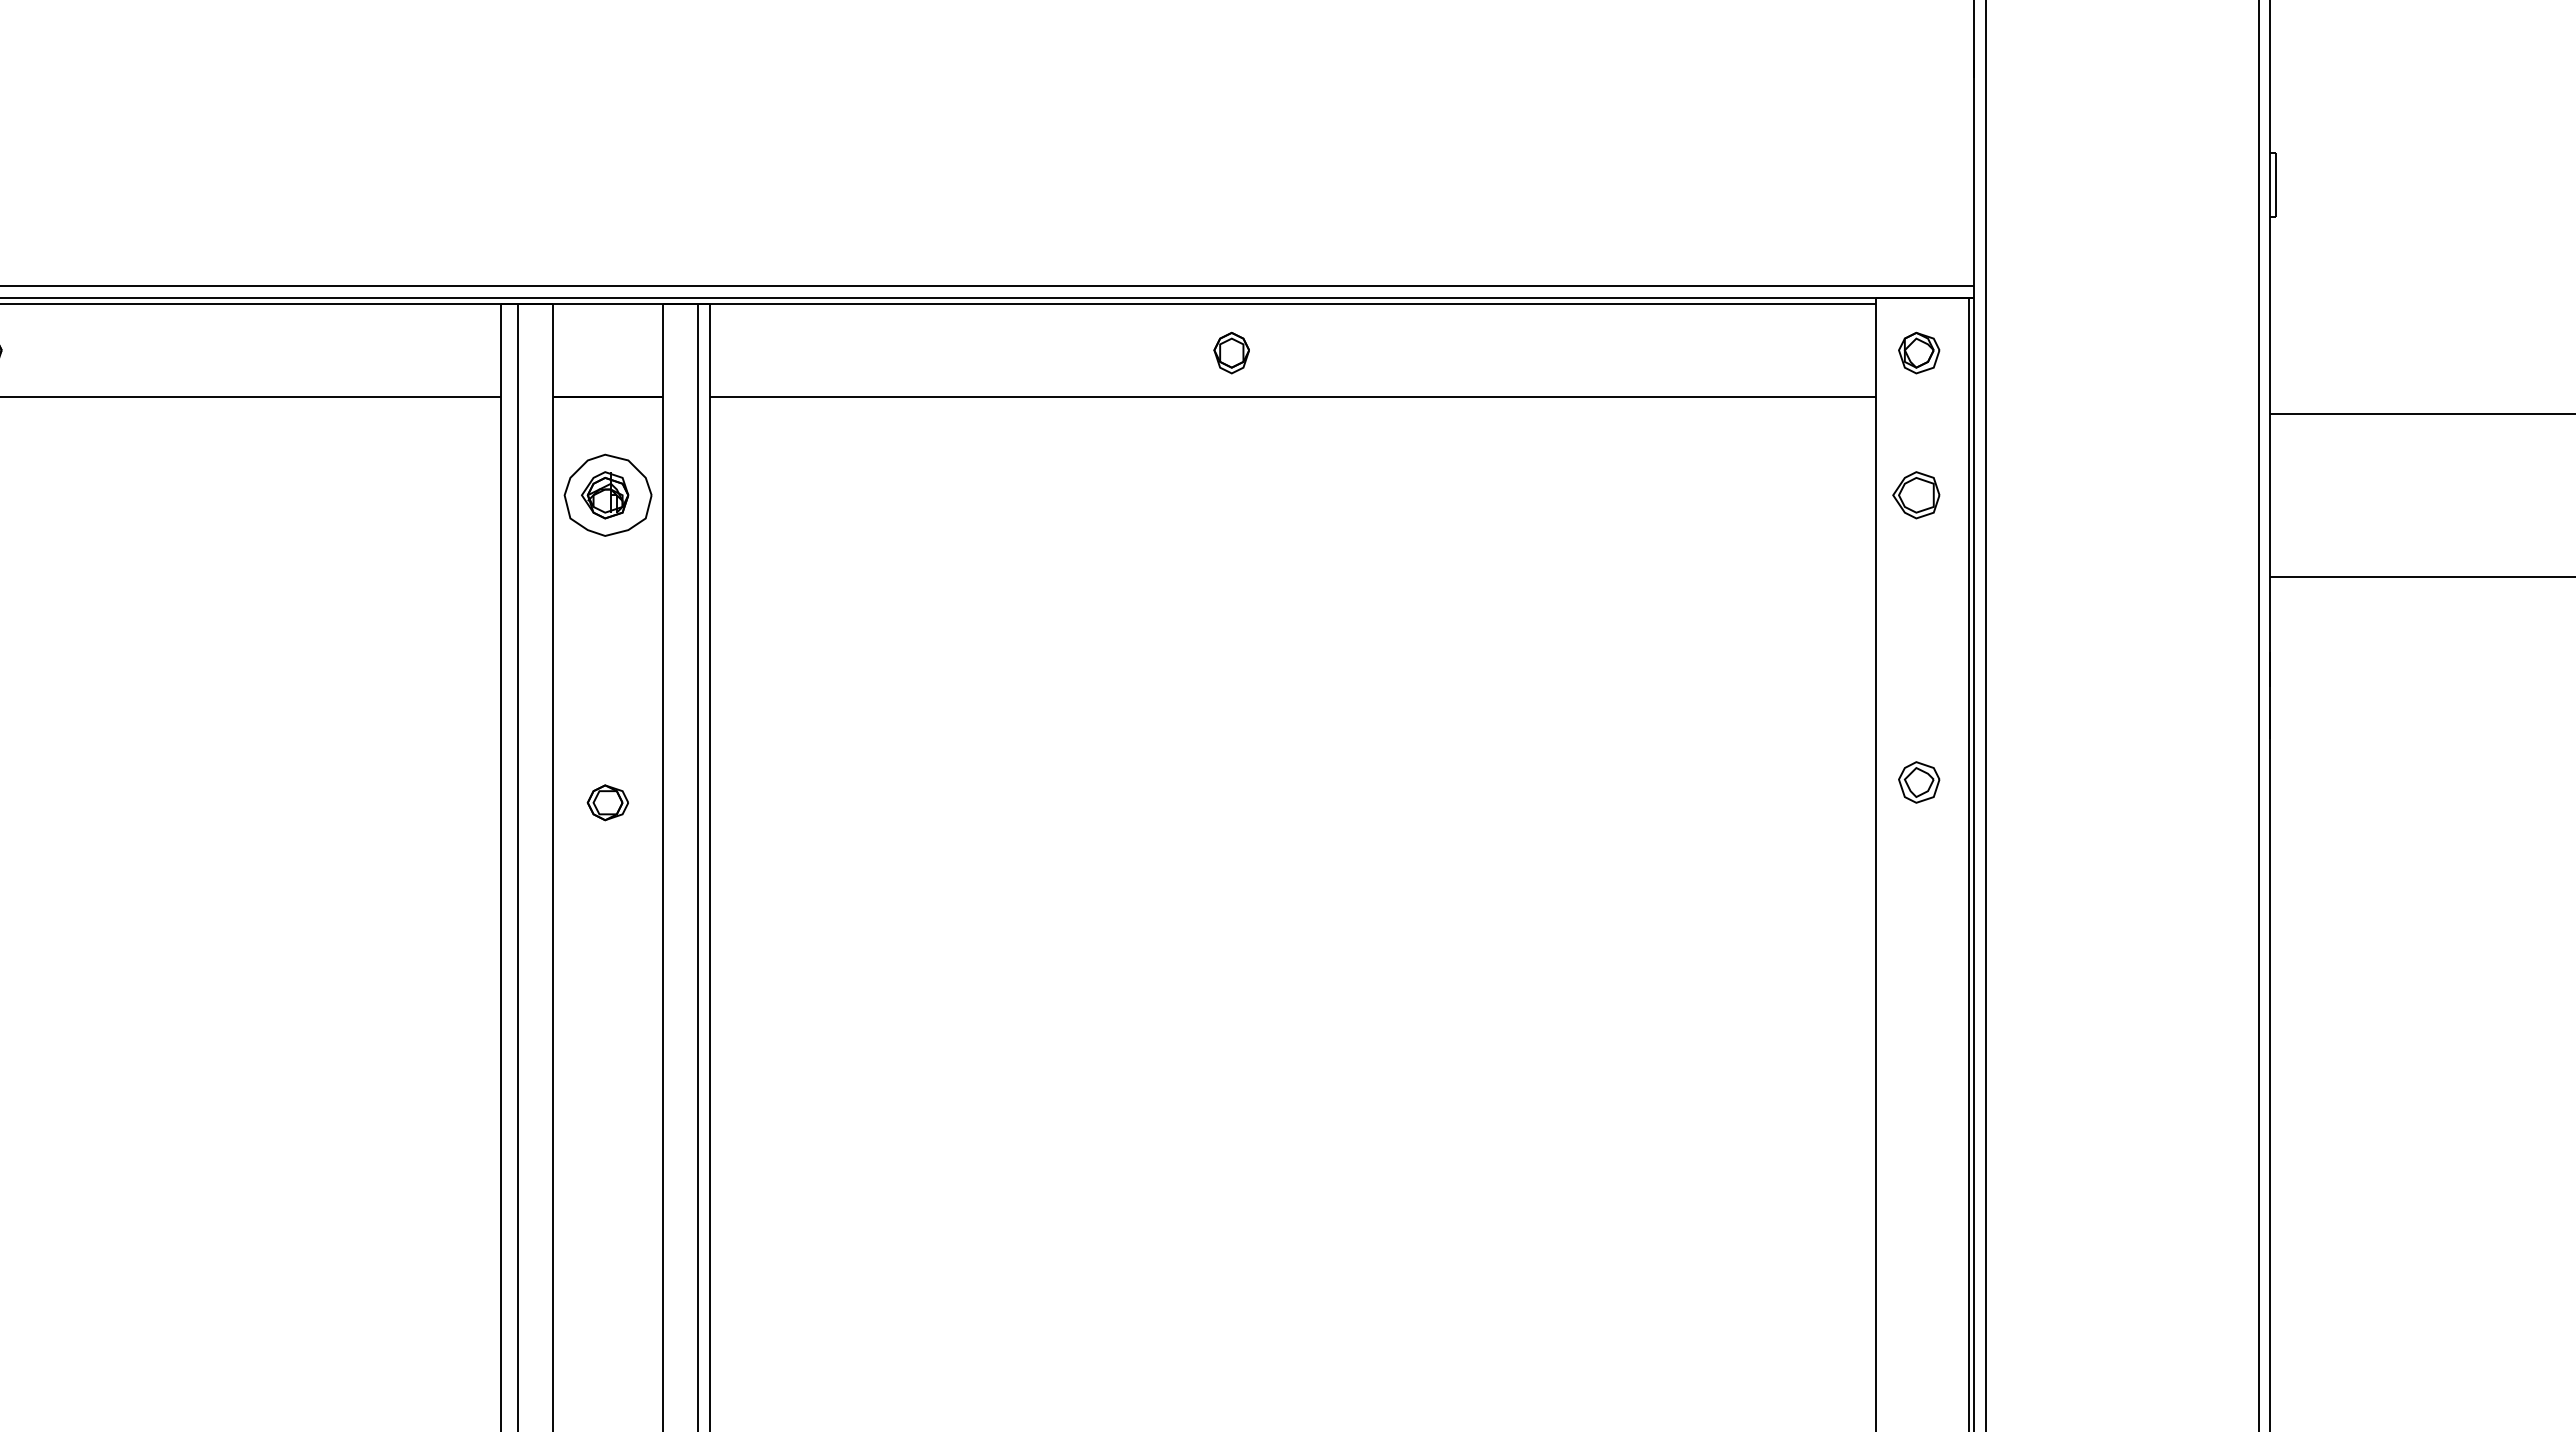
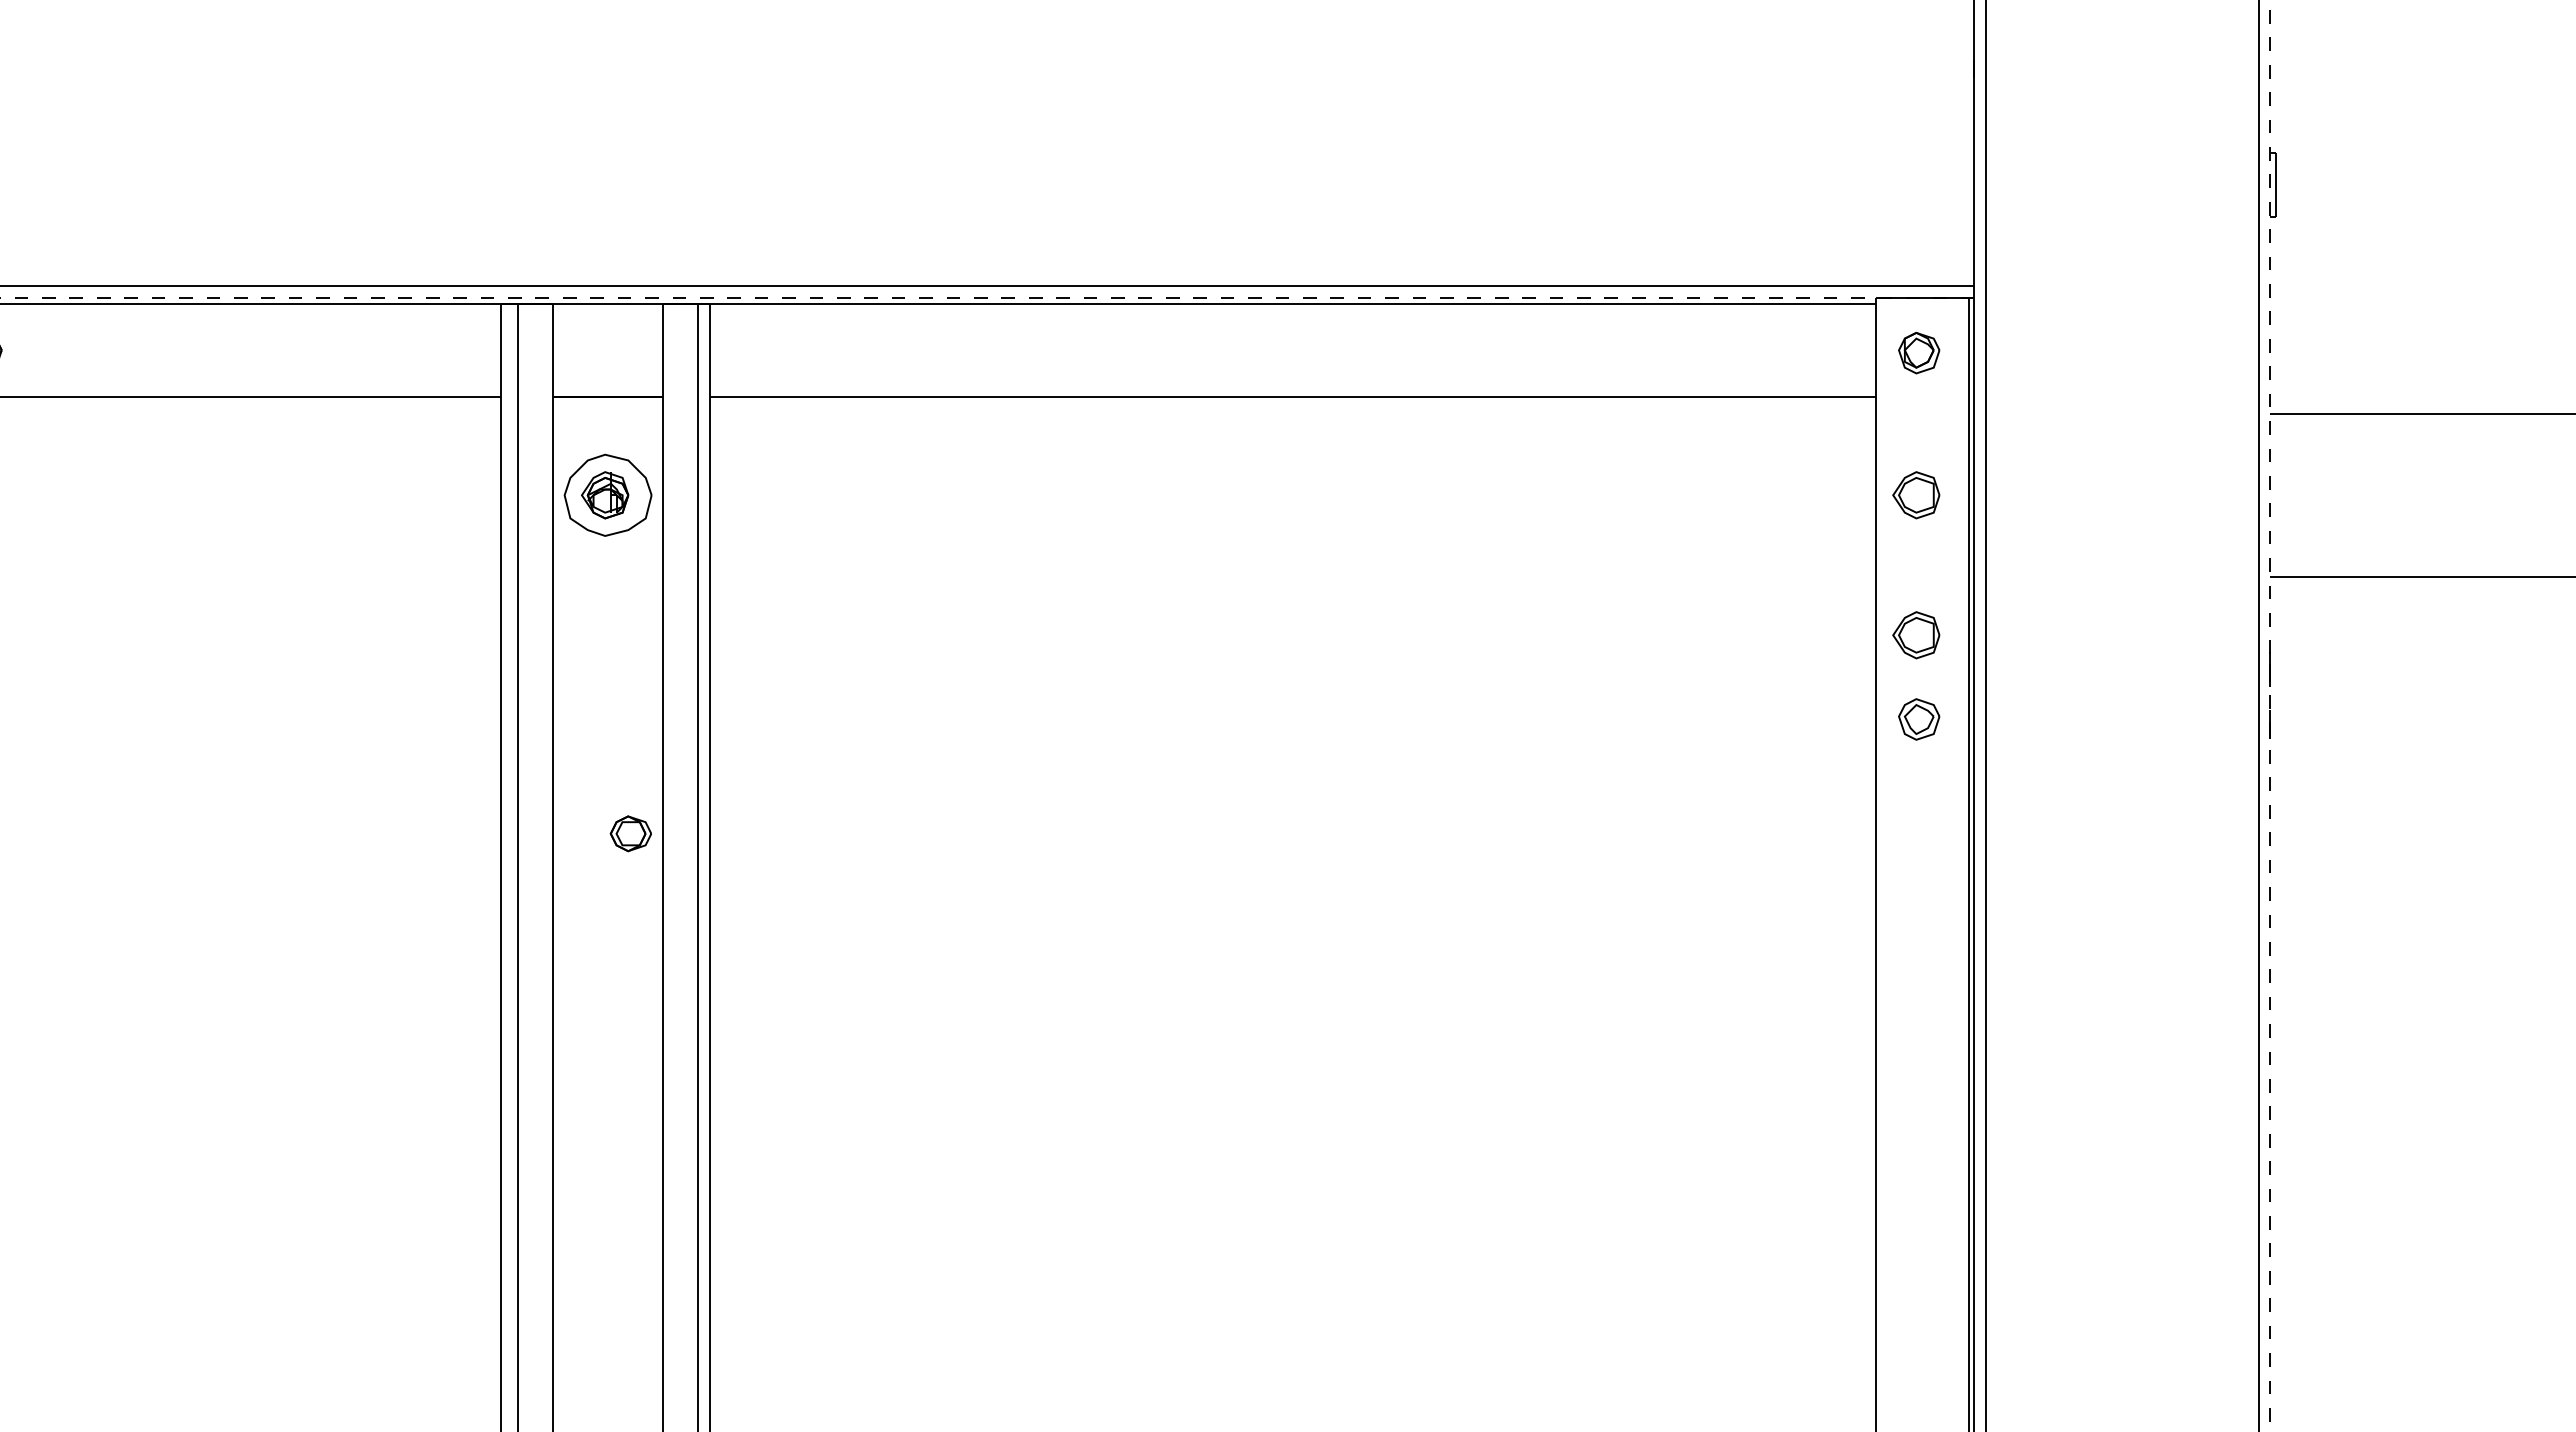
line: solid -> dashed (987, 298)
part: present -> none (1231, 352)
part: none -> present (1916, 635)
line: solid -> dashed (2270, 715)
part position: (1919, 782) -> (1919, 719) (1919, 719)
part position: (607, 802) -> (630, 833) (630, 833)
